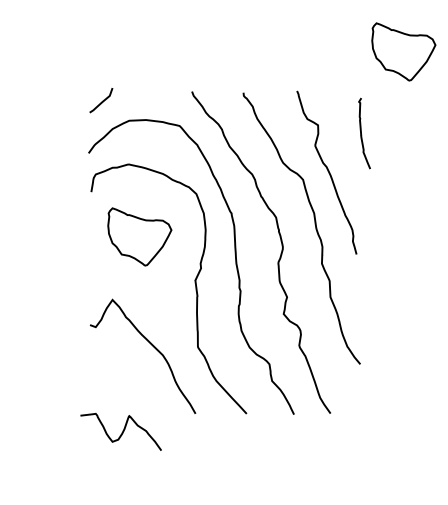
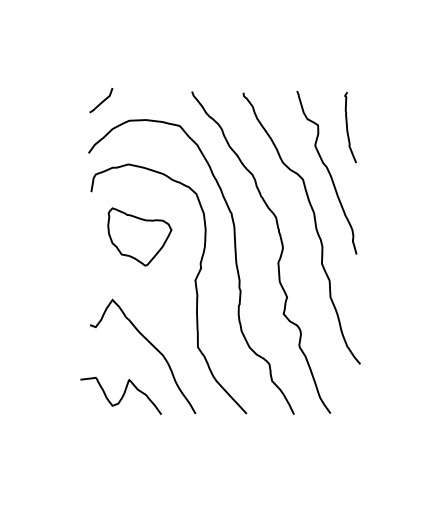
part: present -> none (403, 51)
curve position: (362, 135) -> (348, 129) (348, 129)
curve position: (121, 432) -> (121, 396) (121, 396)
